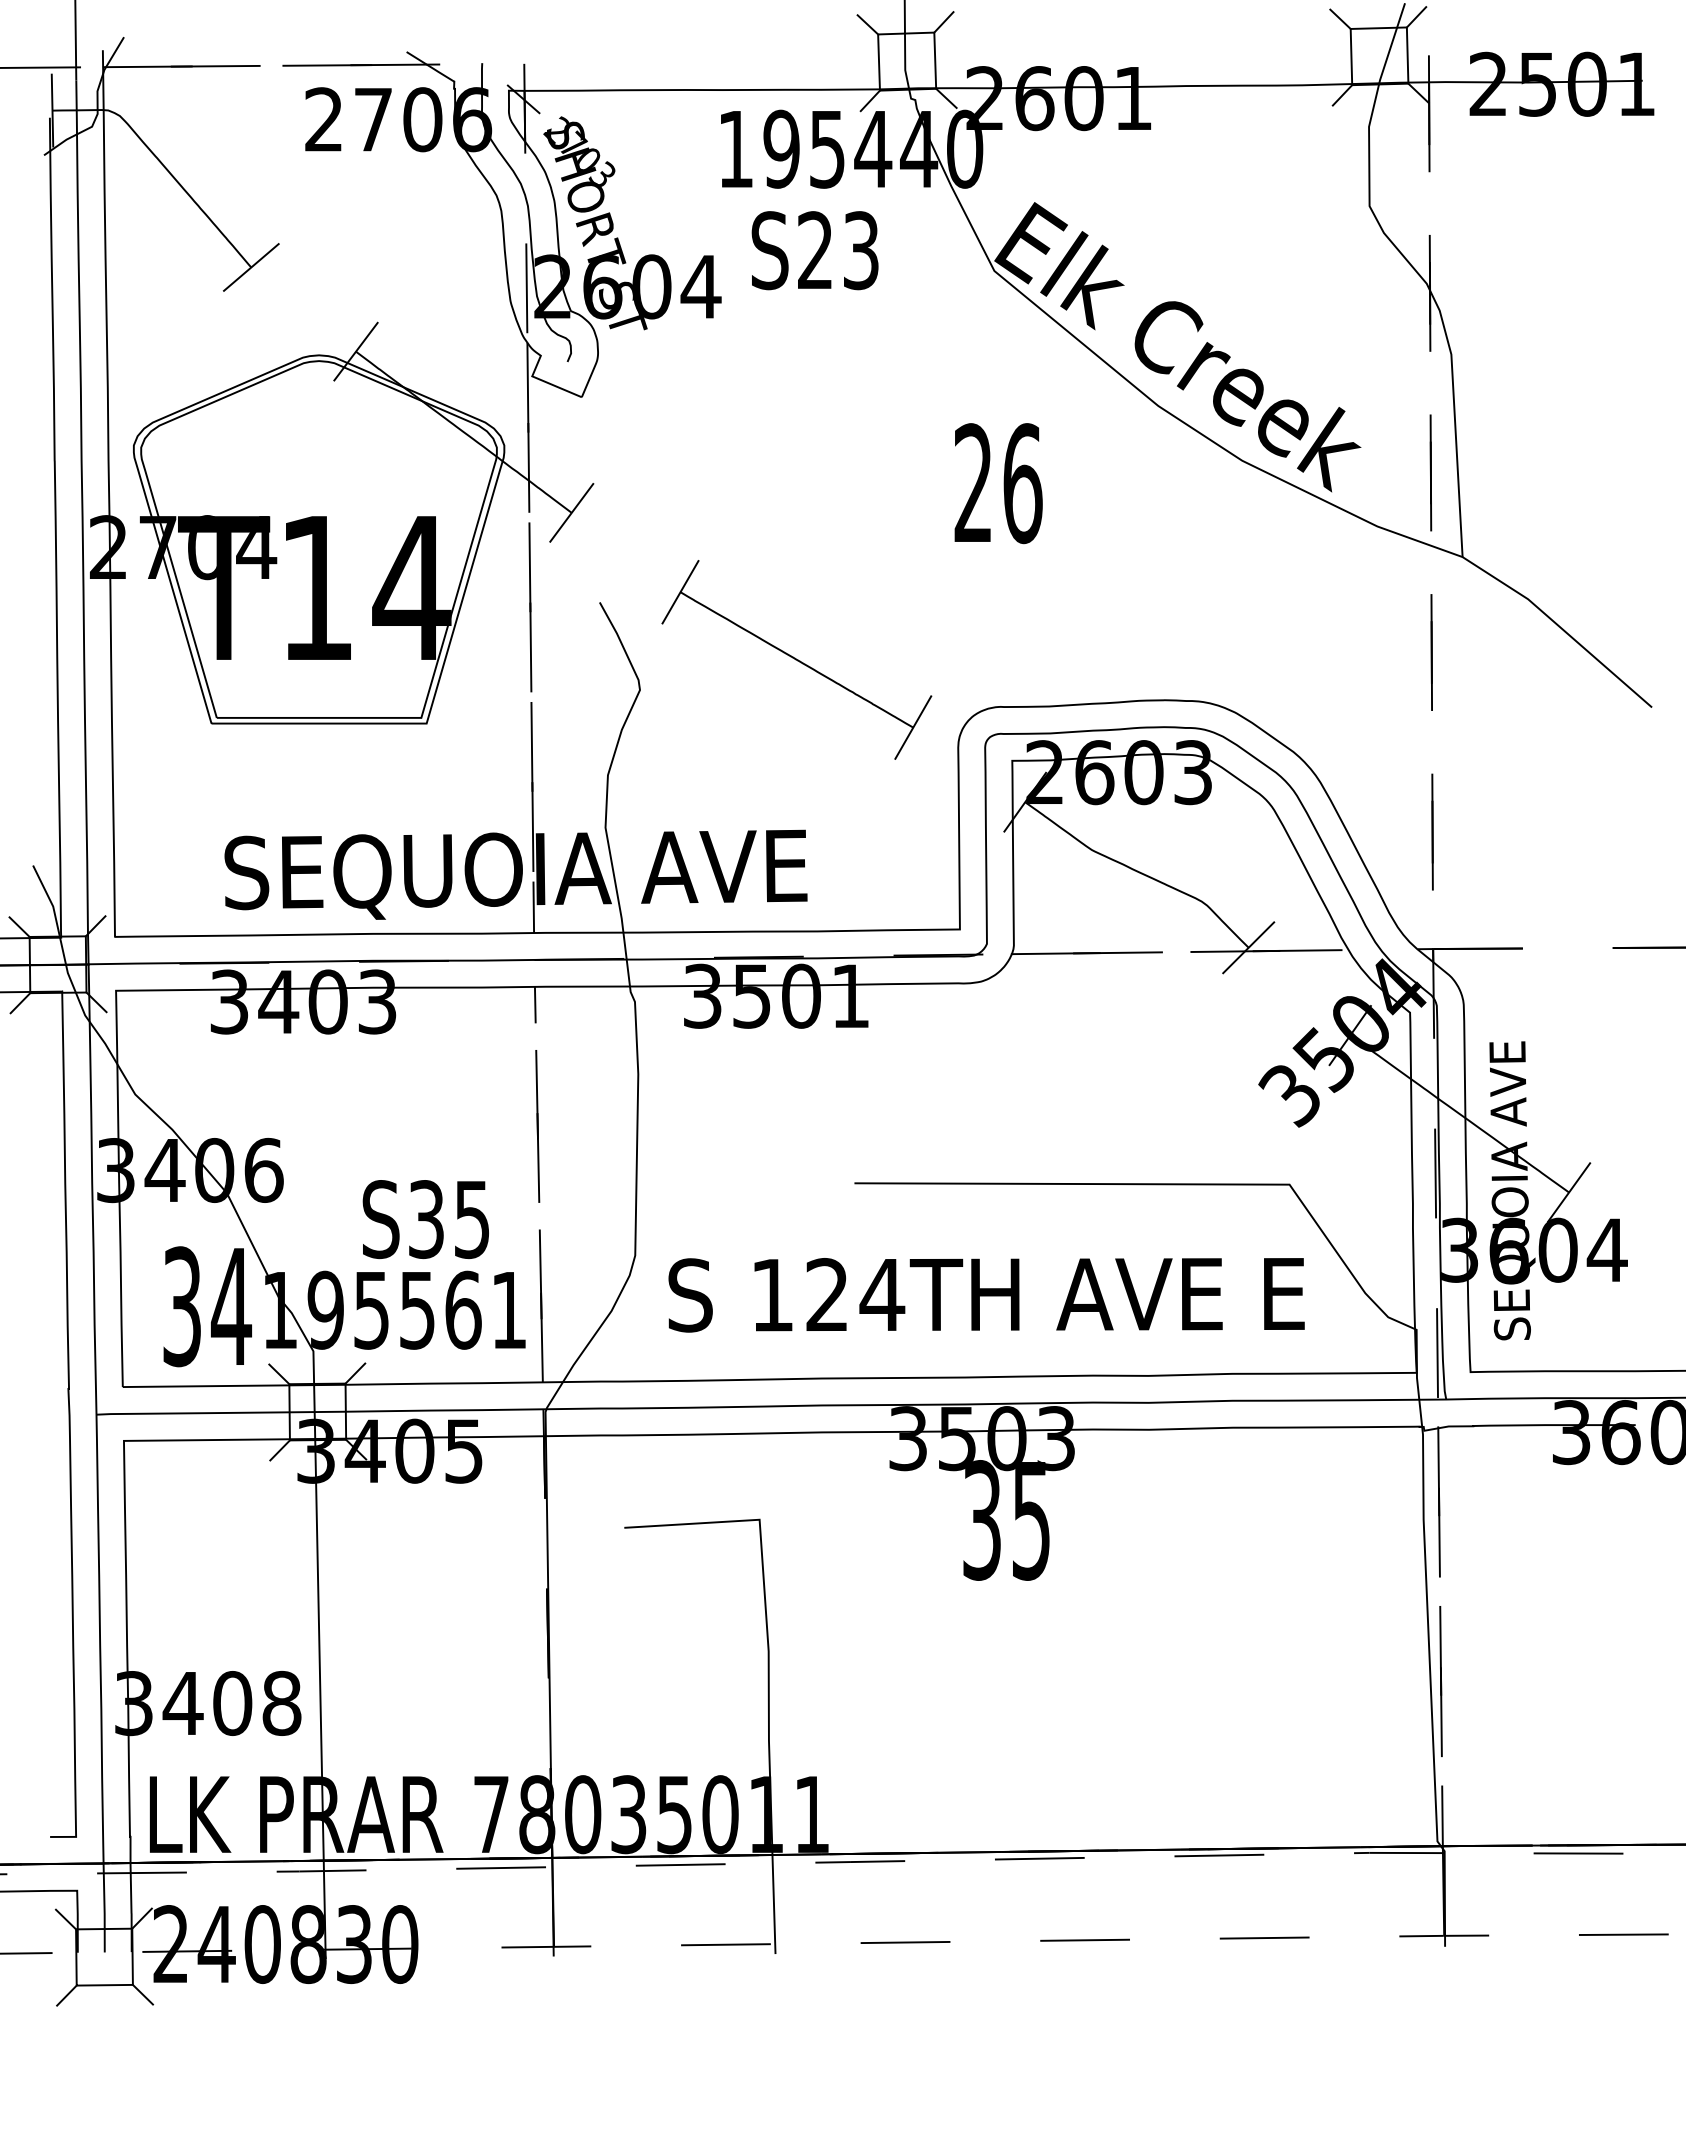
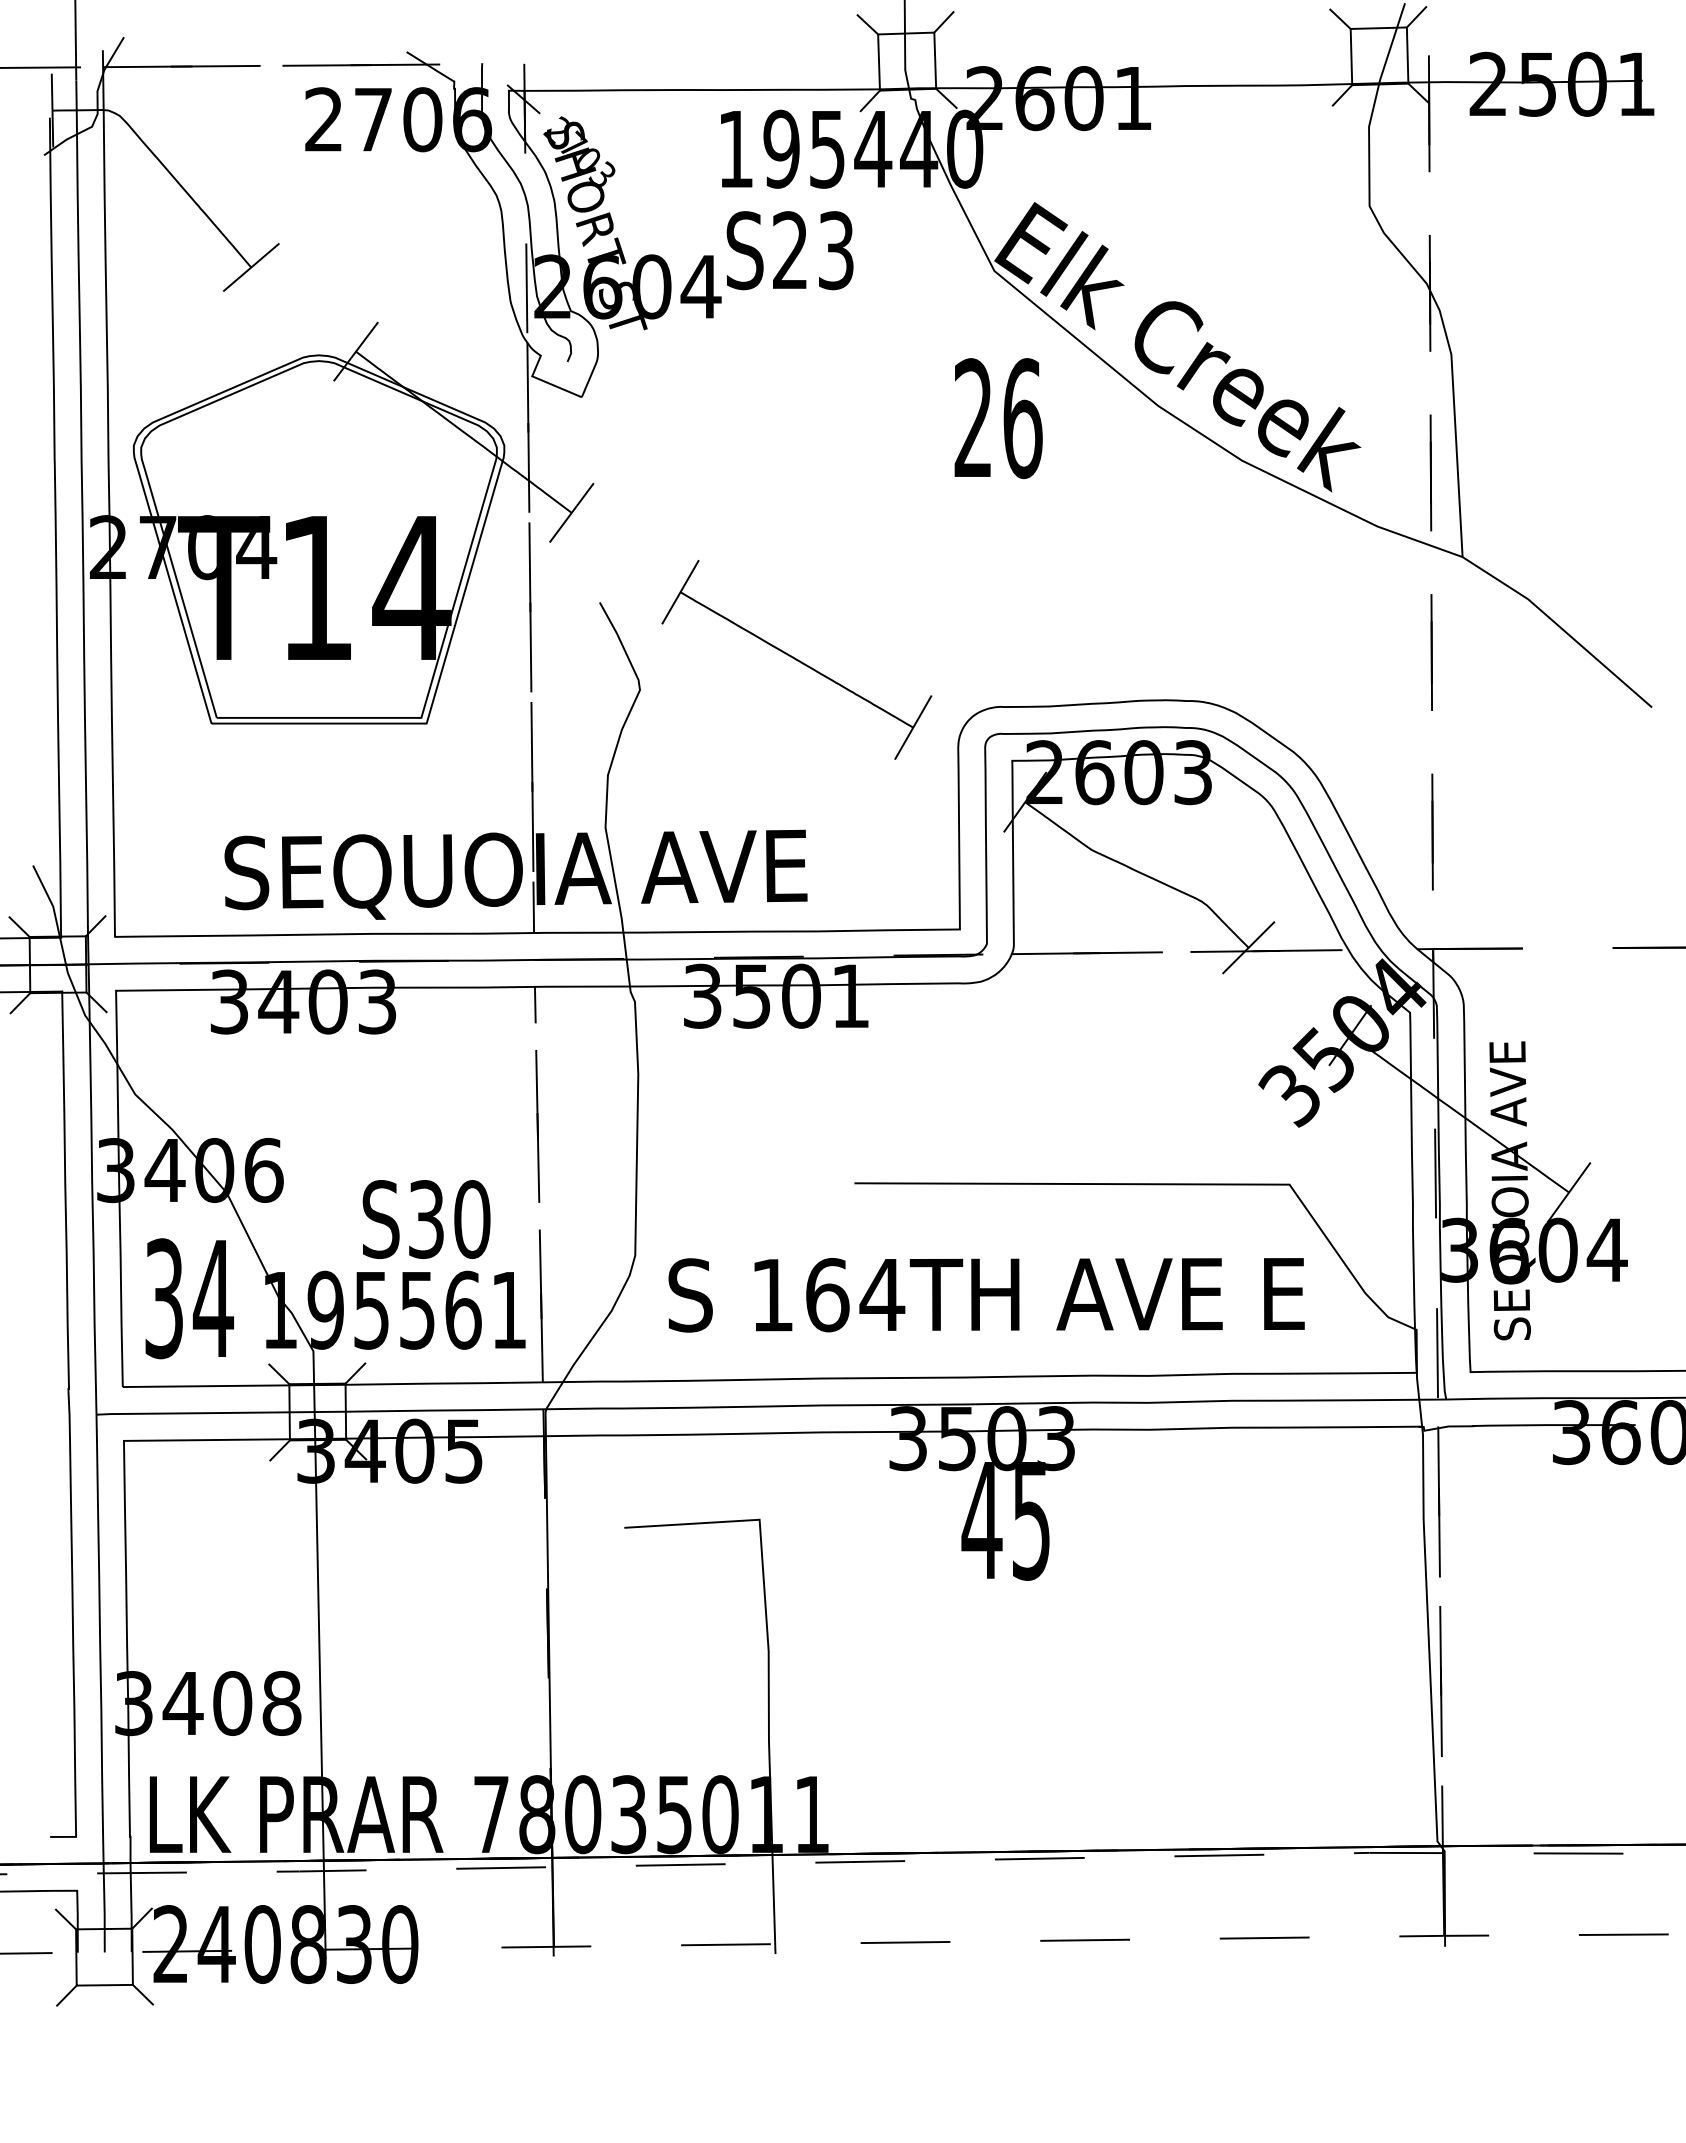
text position: (814, 250) -> (789, 250) (789, 250)
text position: (998, 483) -> (998, 418) (998, 418)
text: S35 -> S30 (472, 1219)
text: 124TH -> 164TH (827, 1295)
text position: (207, 1306) -> (189, 1298) (189, 1298)
text: 35 -> 45 (981, 1520)
